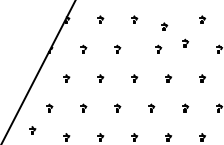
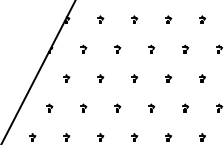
part position: (164, 26) -> (168, 19) (168, 19)
part position: (185, 42) -> (185, 48) (185, 48)
part position: (158, 48) -> (151, 48) (151, 48)
part position: (32, 130) -> (32, 137) (32, 137)
